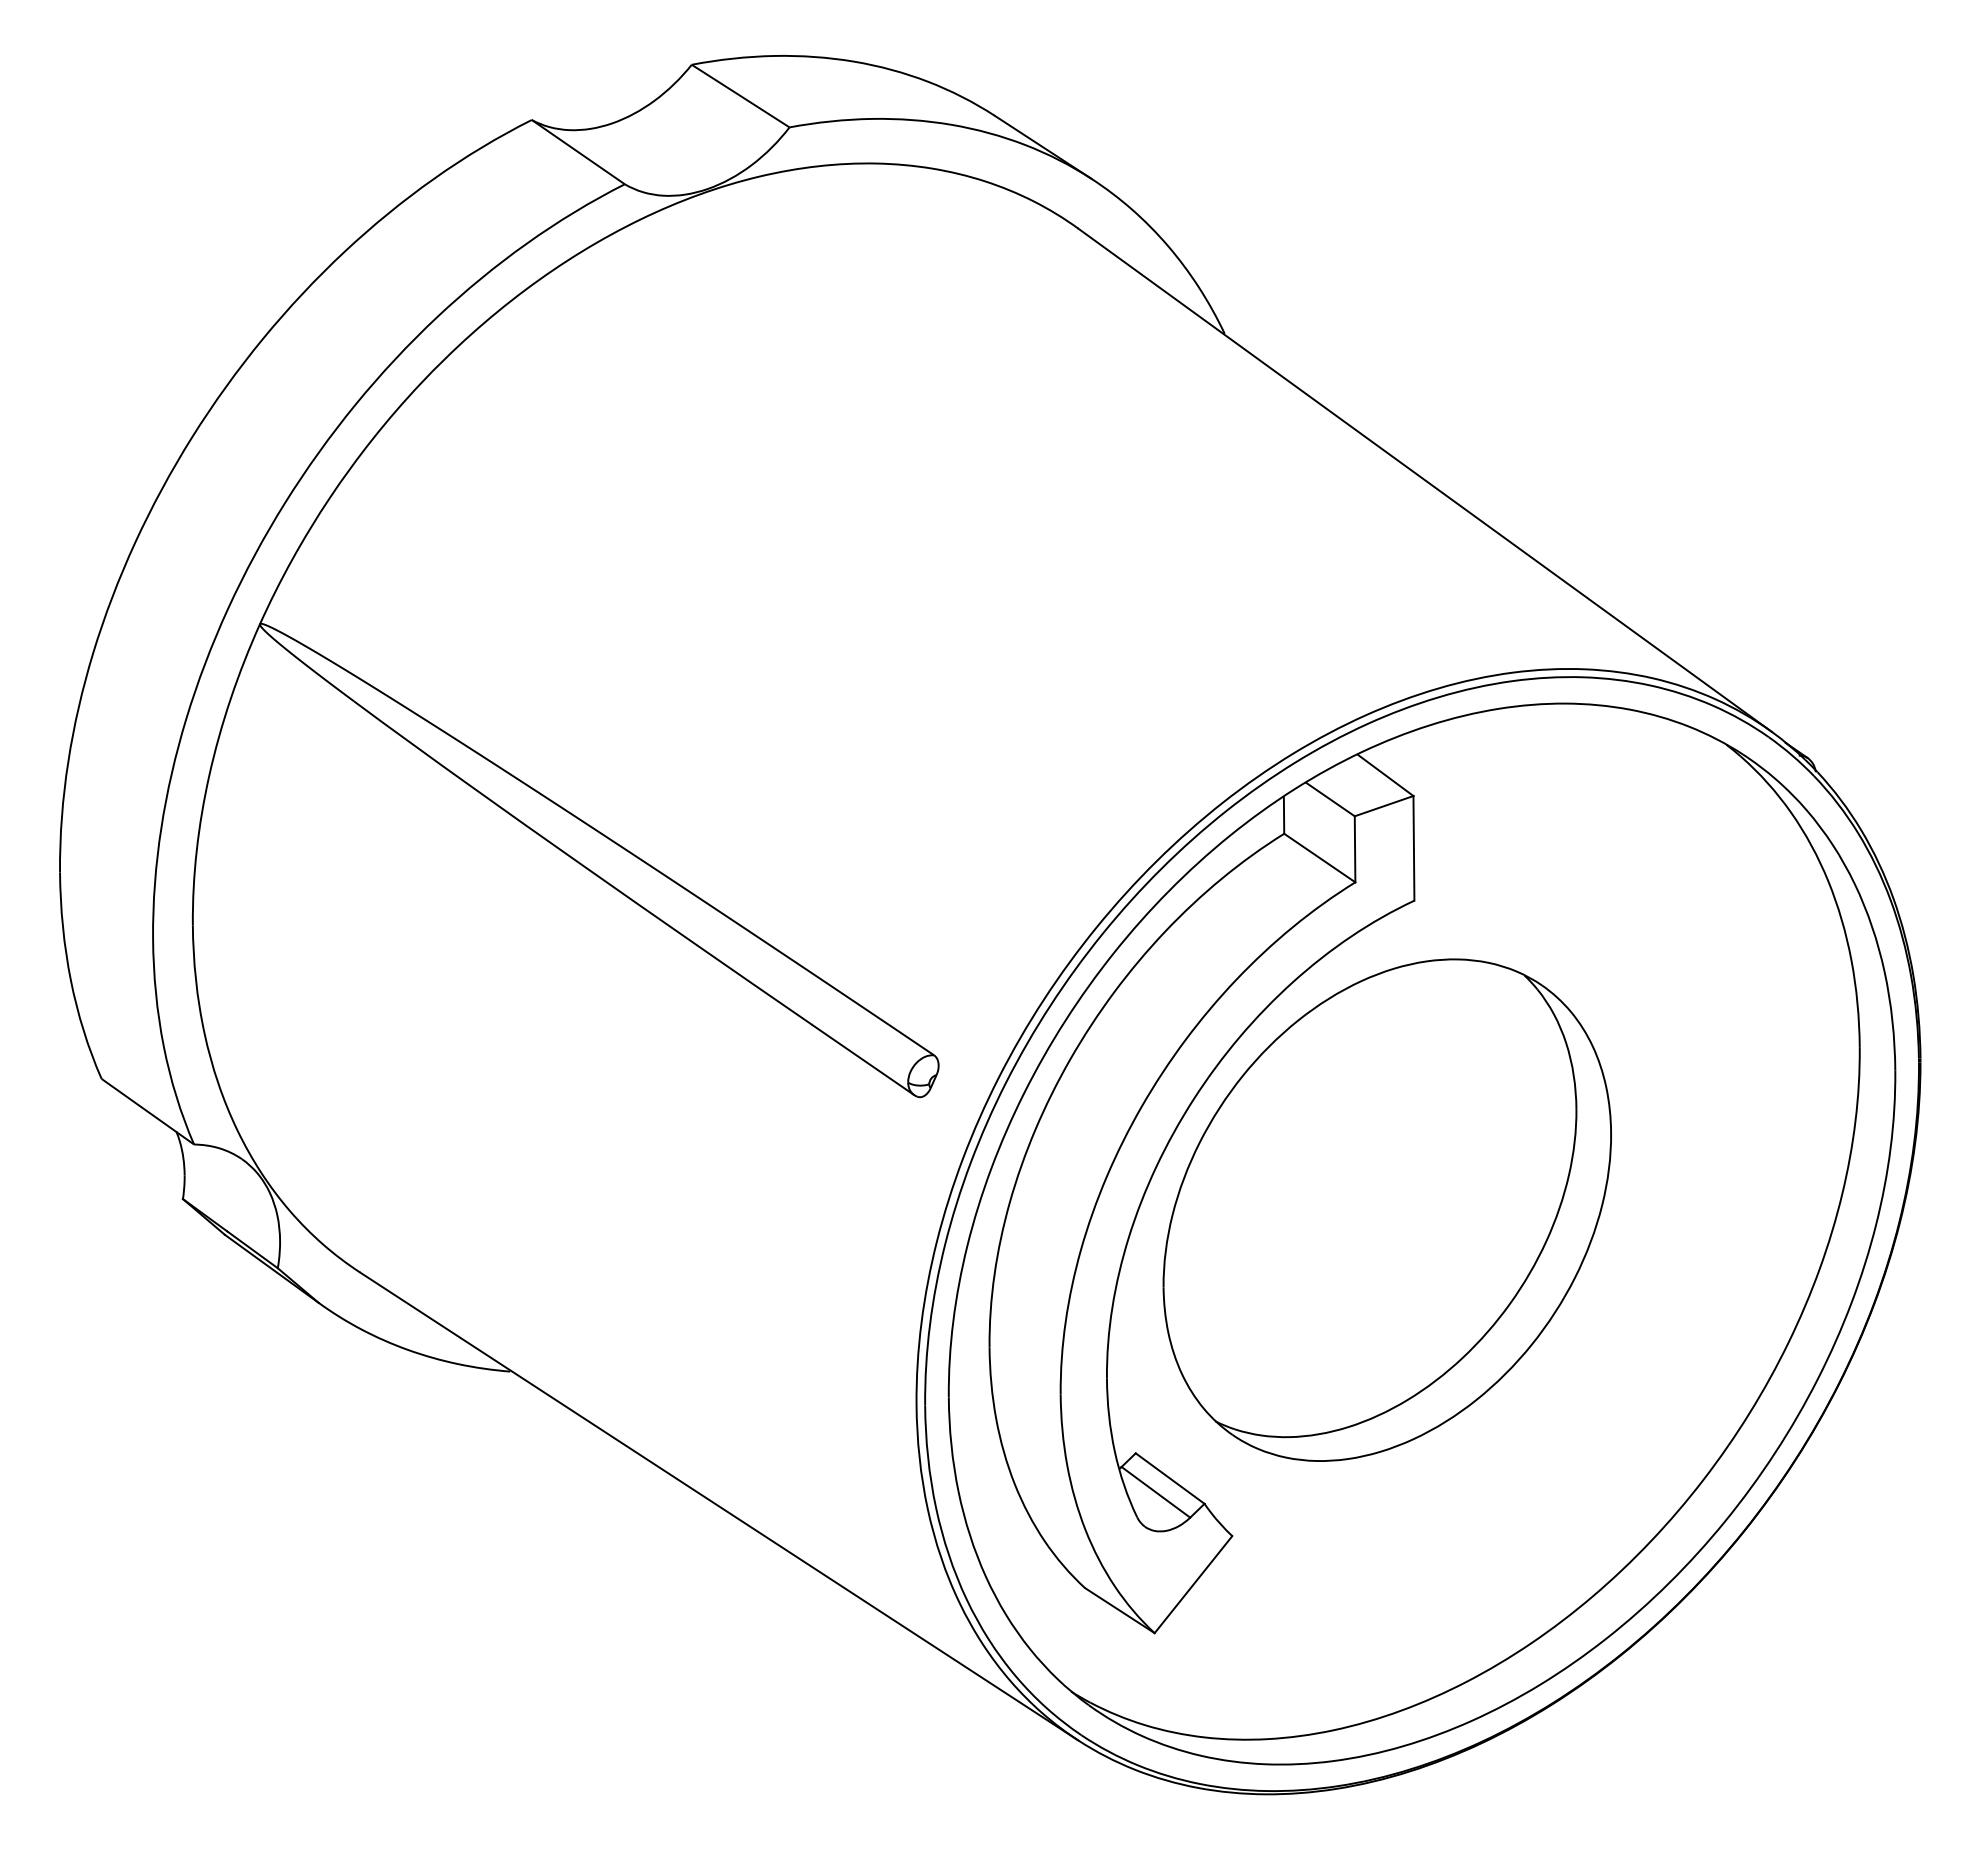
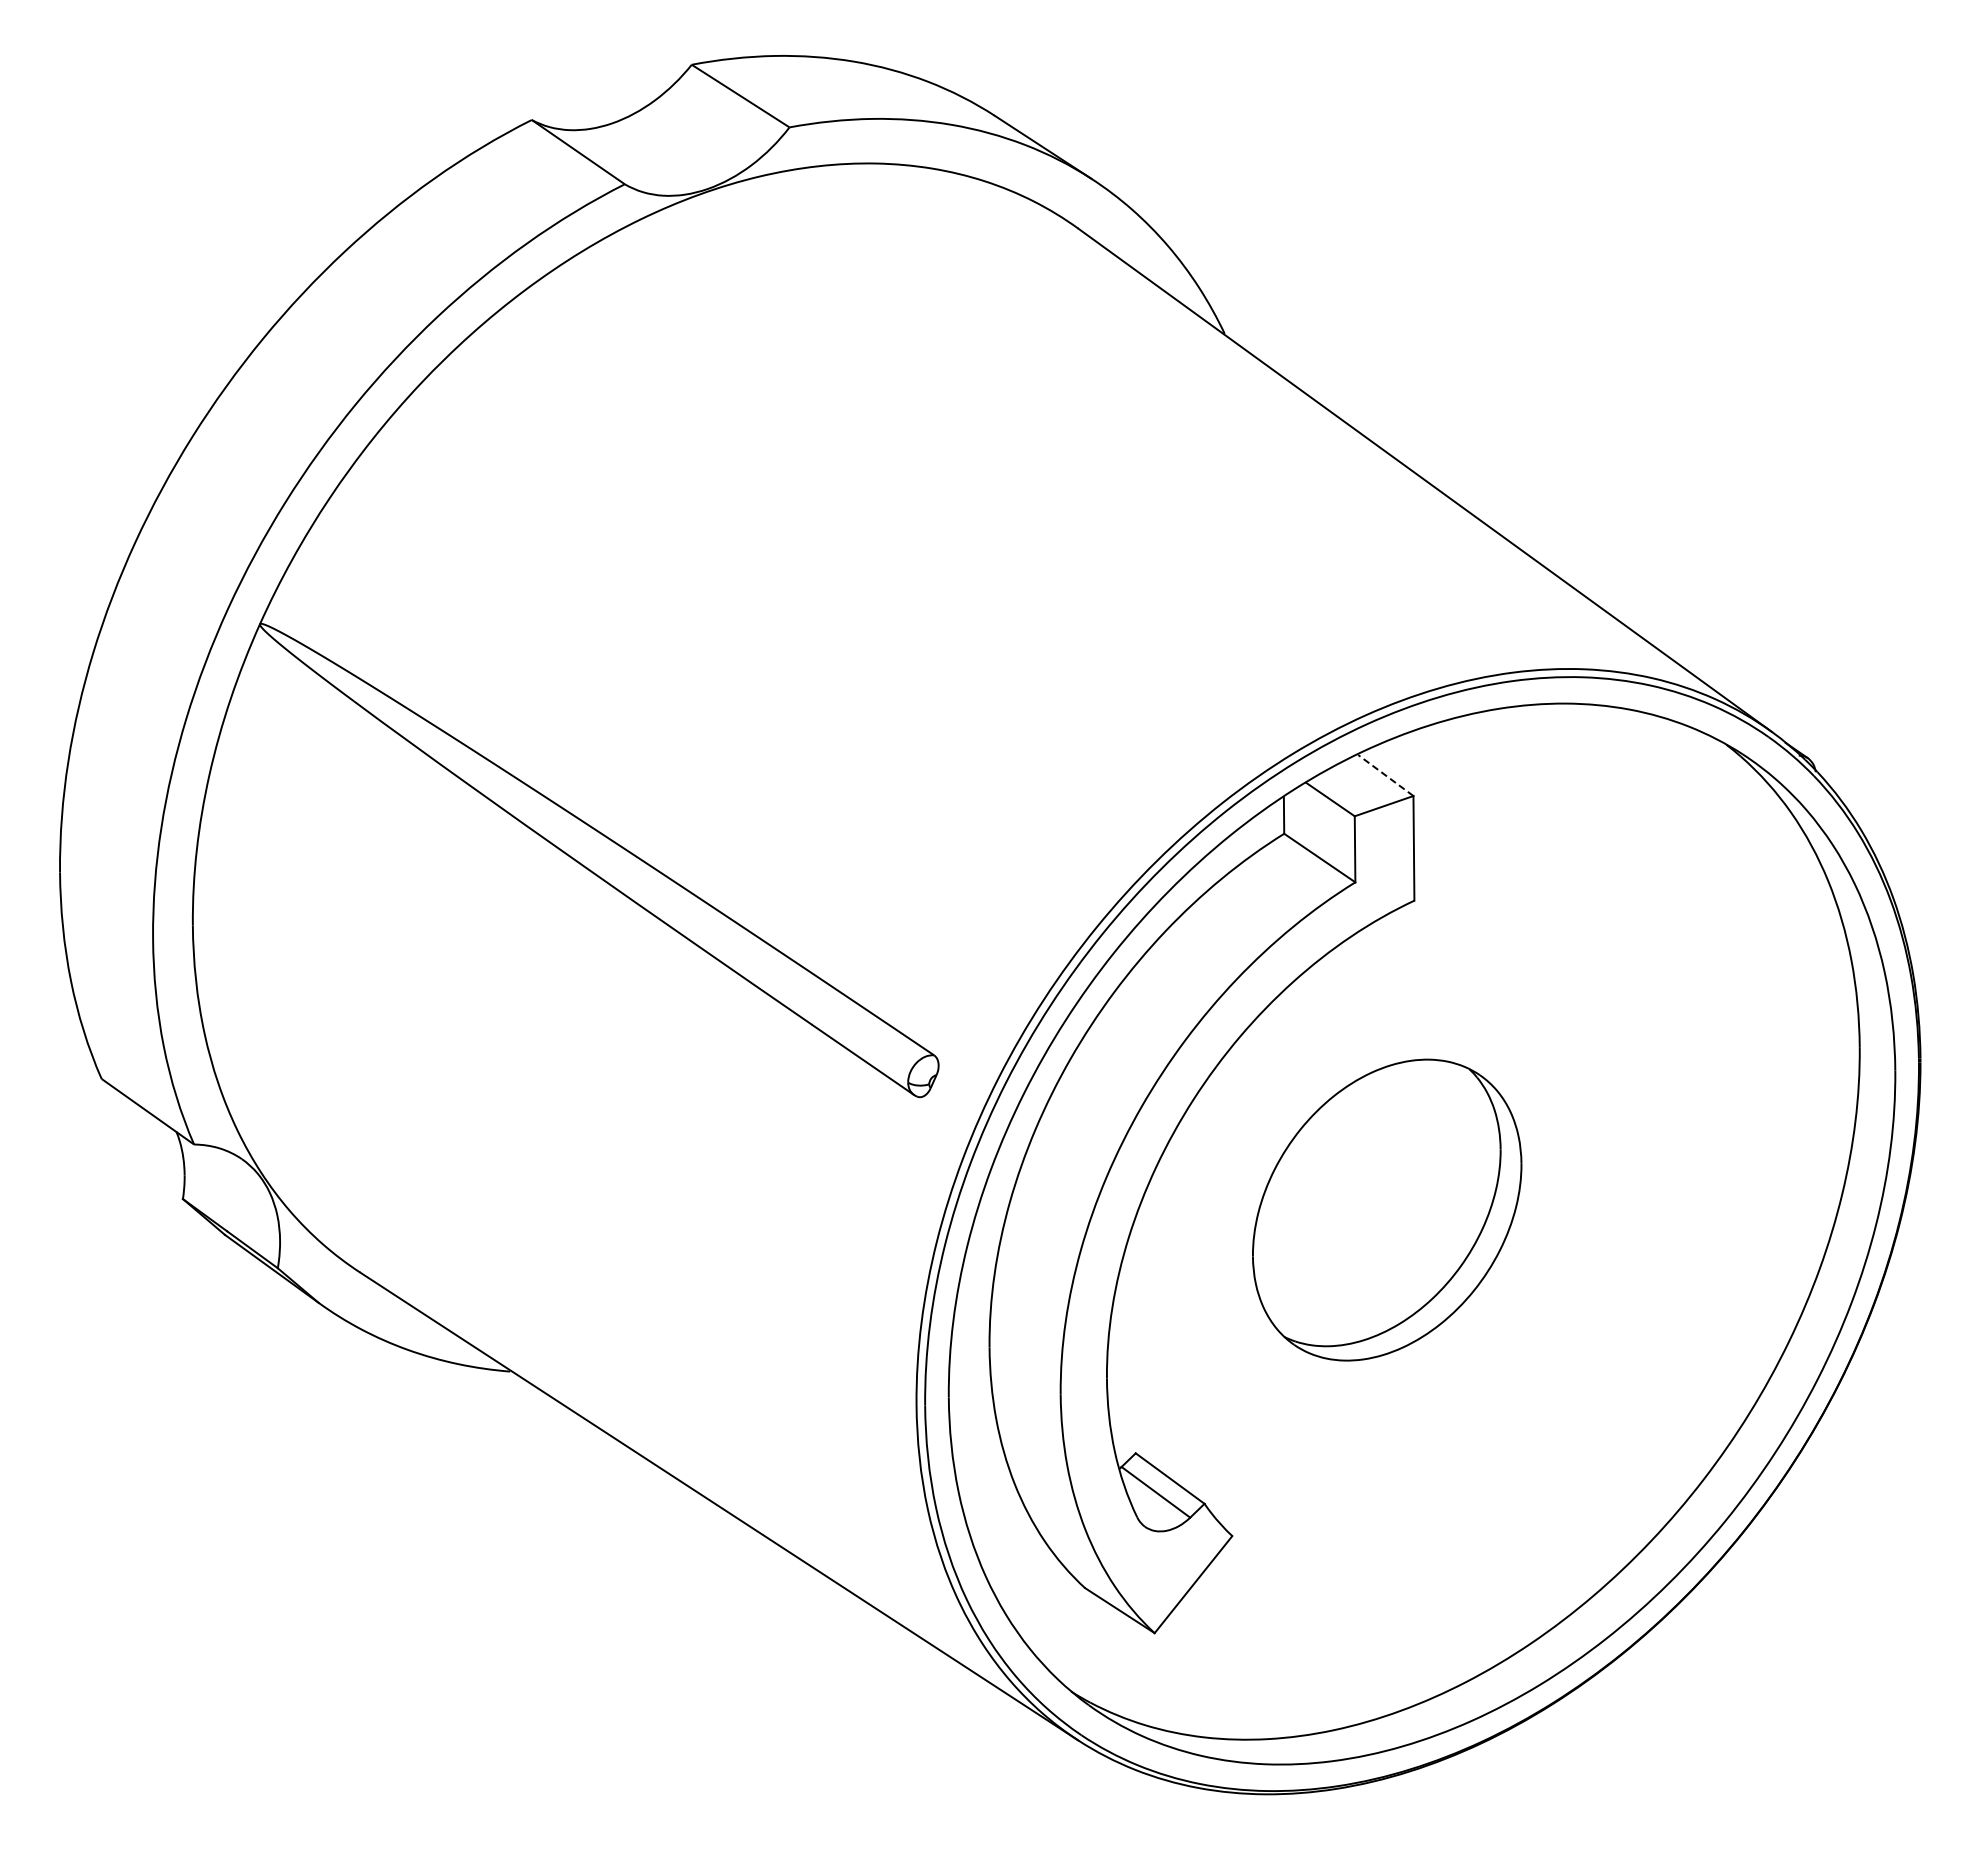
line: solid -> dashed (1385, 775)
part size: 450x504 px -> 271x304 px (1387, 1209)
